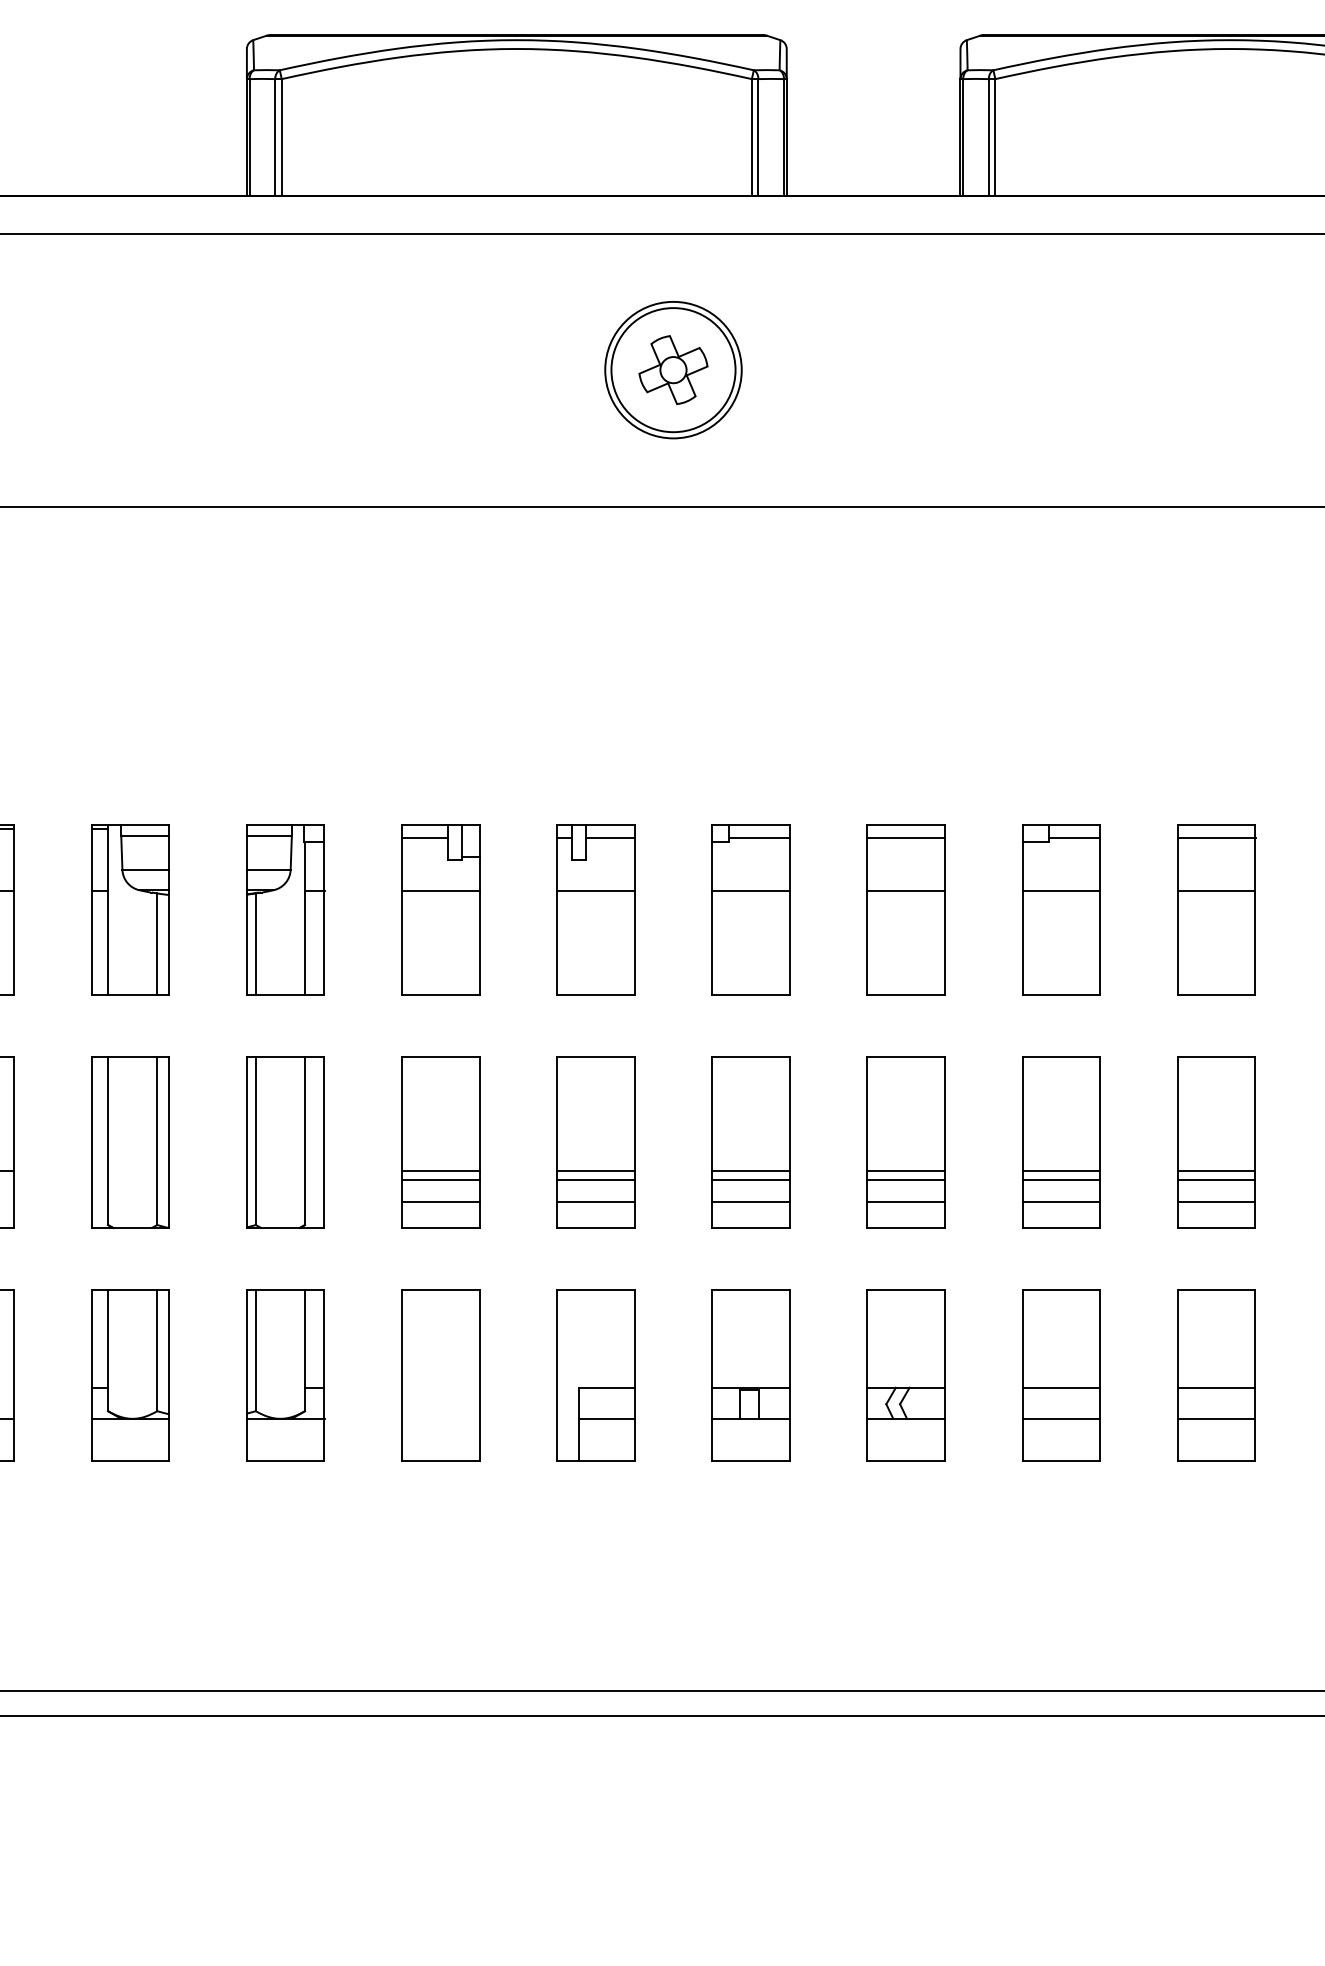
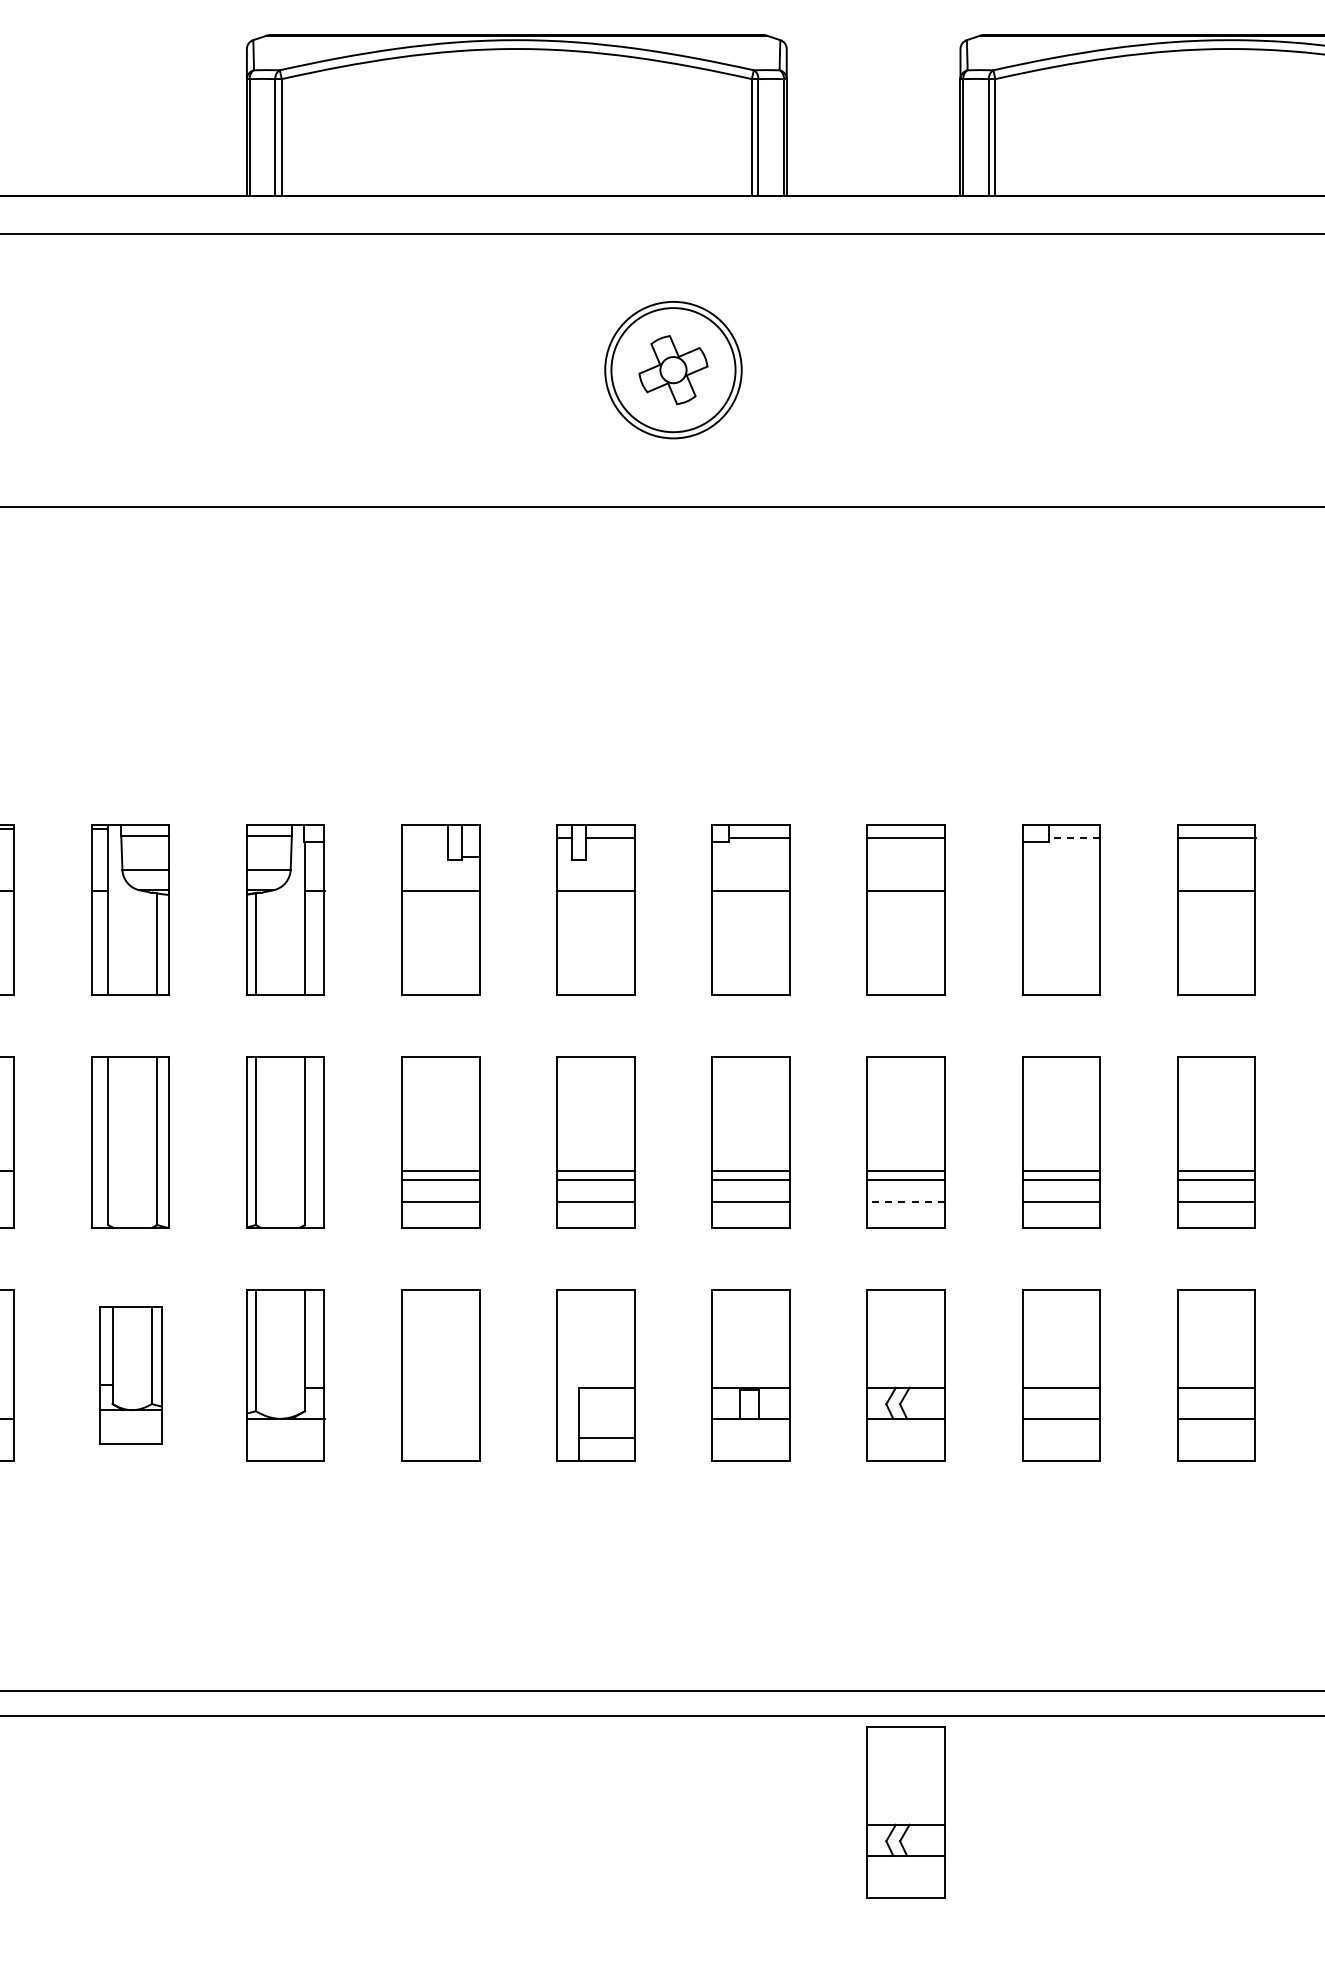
line: present -> none (425, 837)
line: solid -> dashed (1074, 837)
line: present -> none (1061, 891)
line: solid -> dashed (906, 1201)
part size: 79x173 px -> 64x139 px (130, 1375)
line position: (606, 1418) -> (606, 1437) (606, 1437)
part: none -> present (905, 1812)
